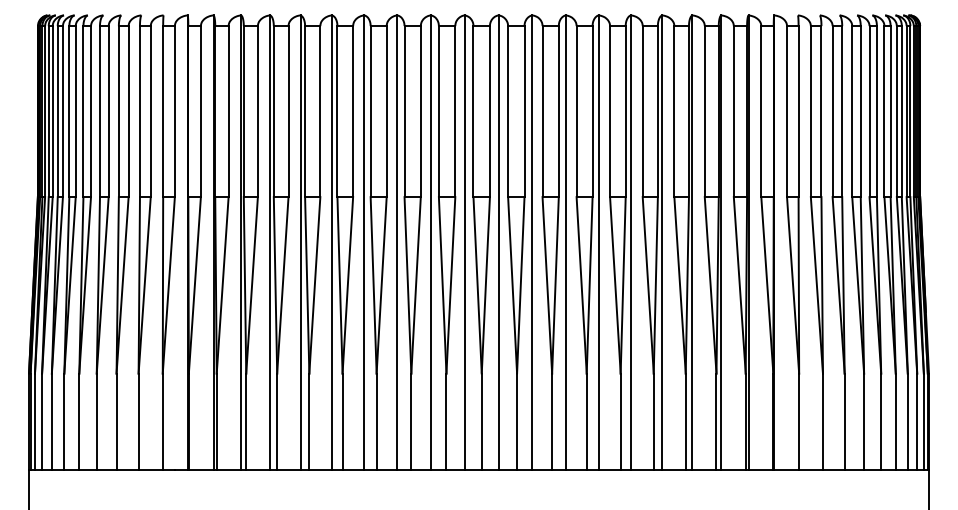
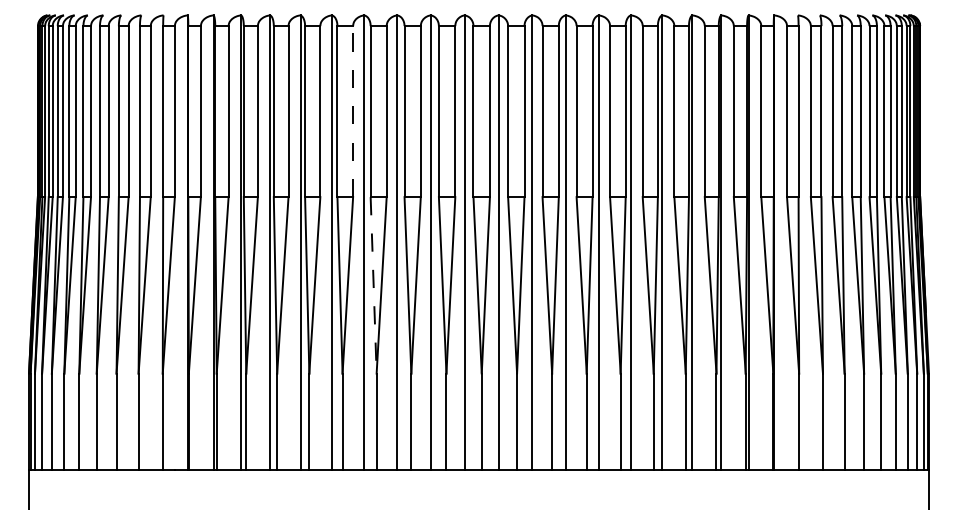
line: solid -> dashed (353, 111)
line: solid -> dashed (373, 285)
